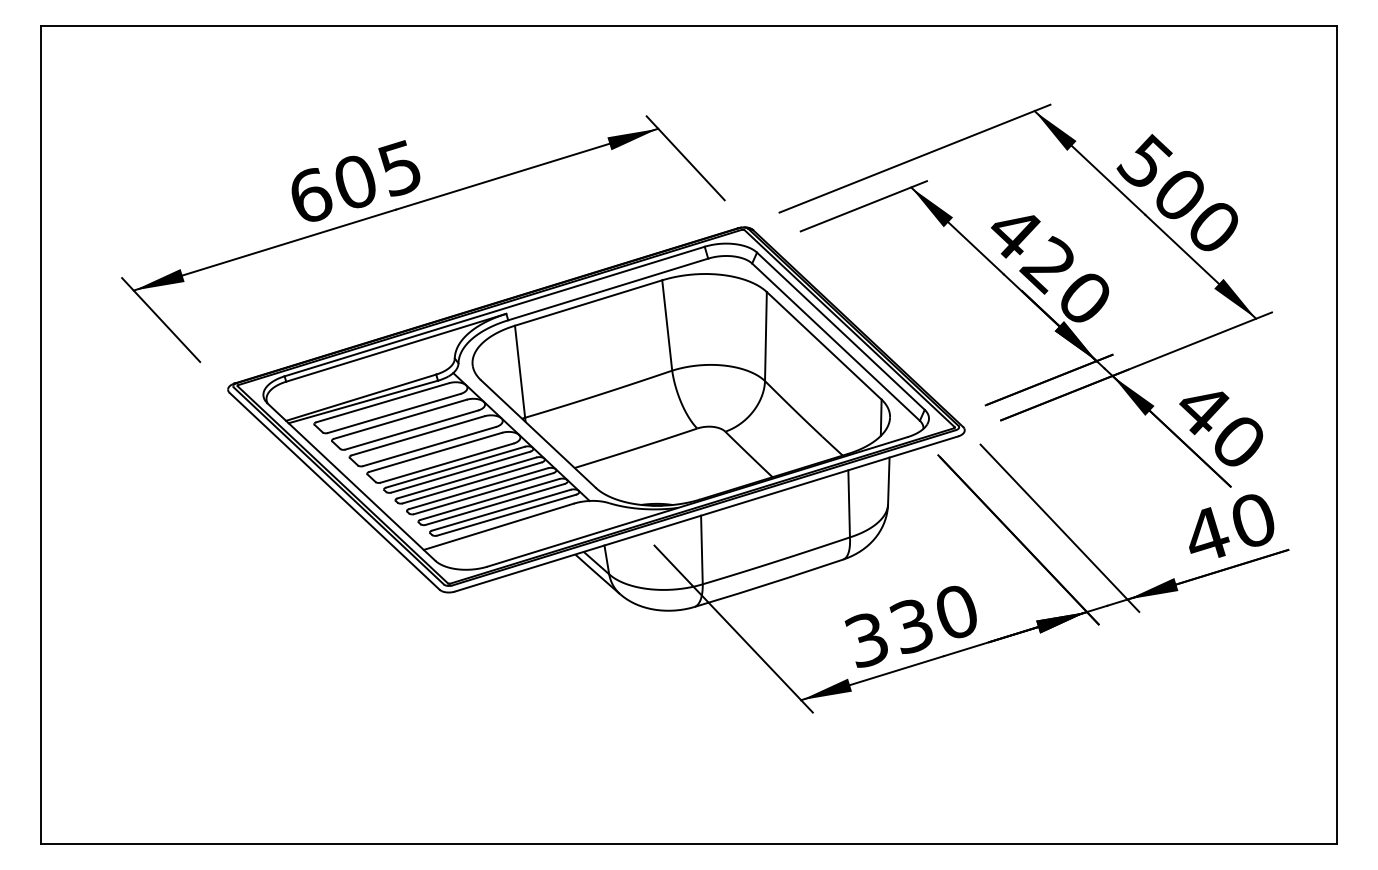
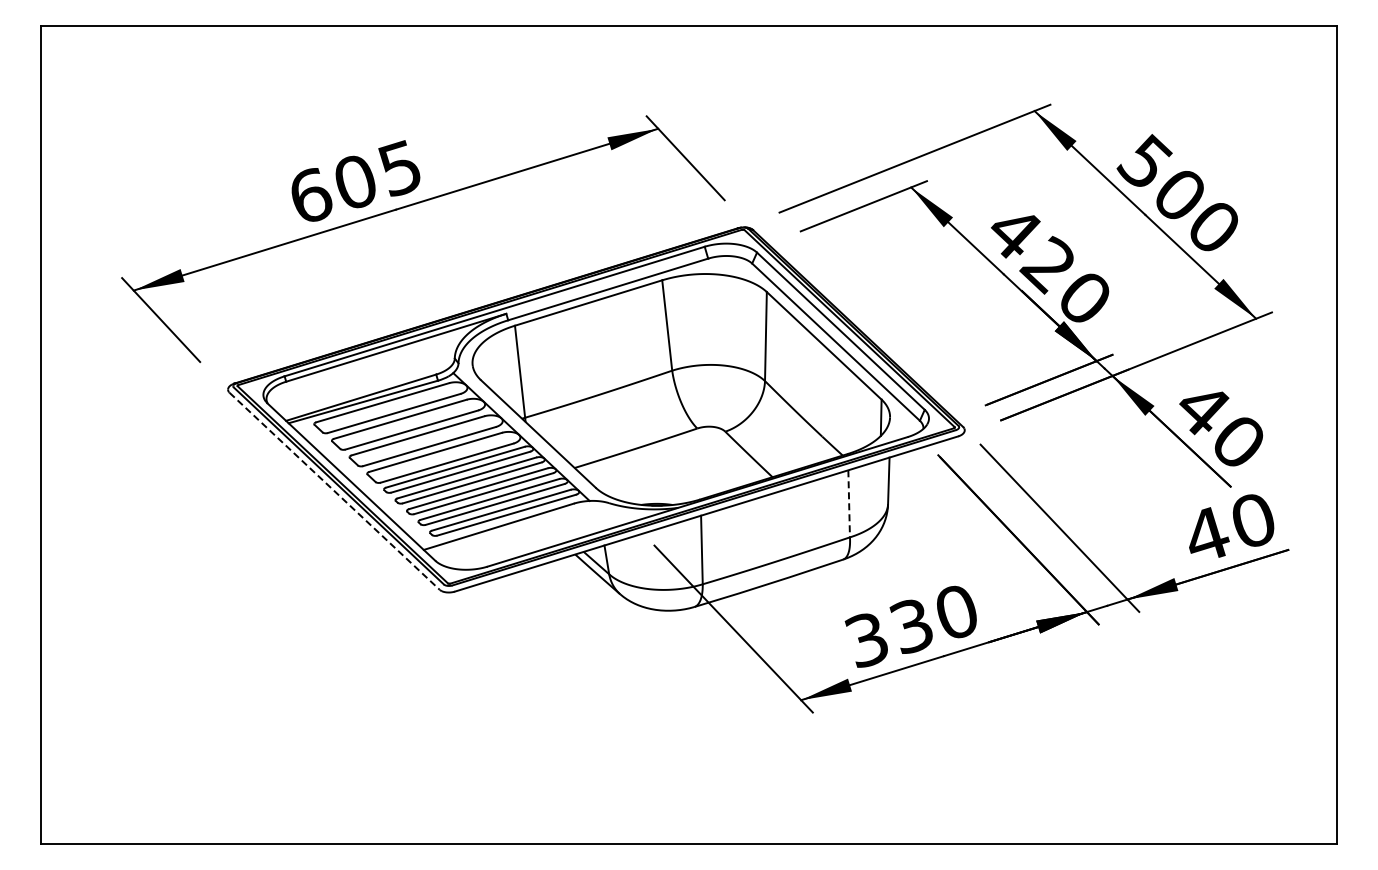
line: solid -> dashed (334, 491)
line: solid -> dashed (849, 503)
